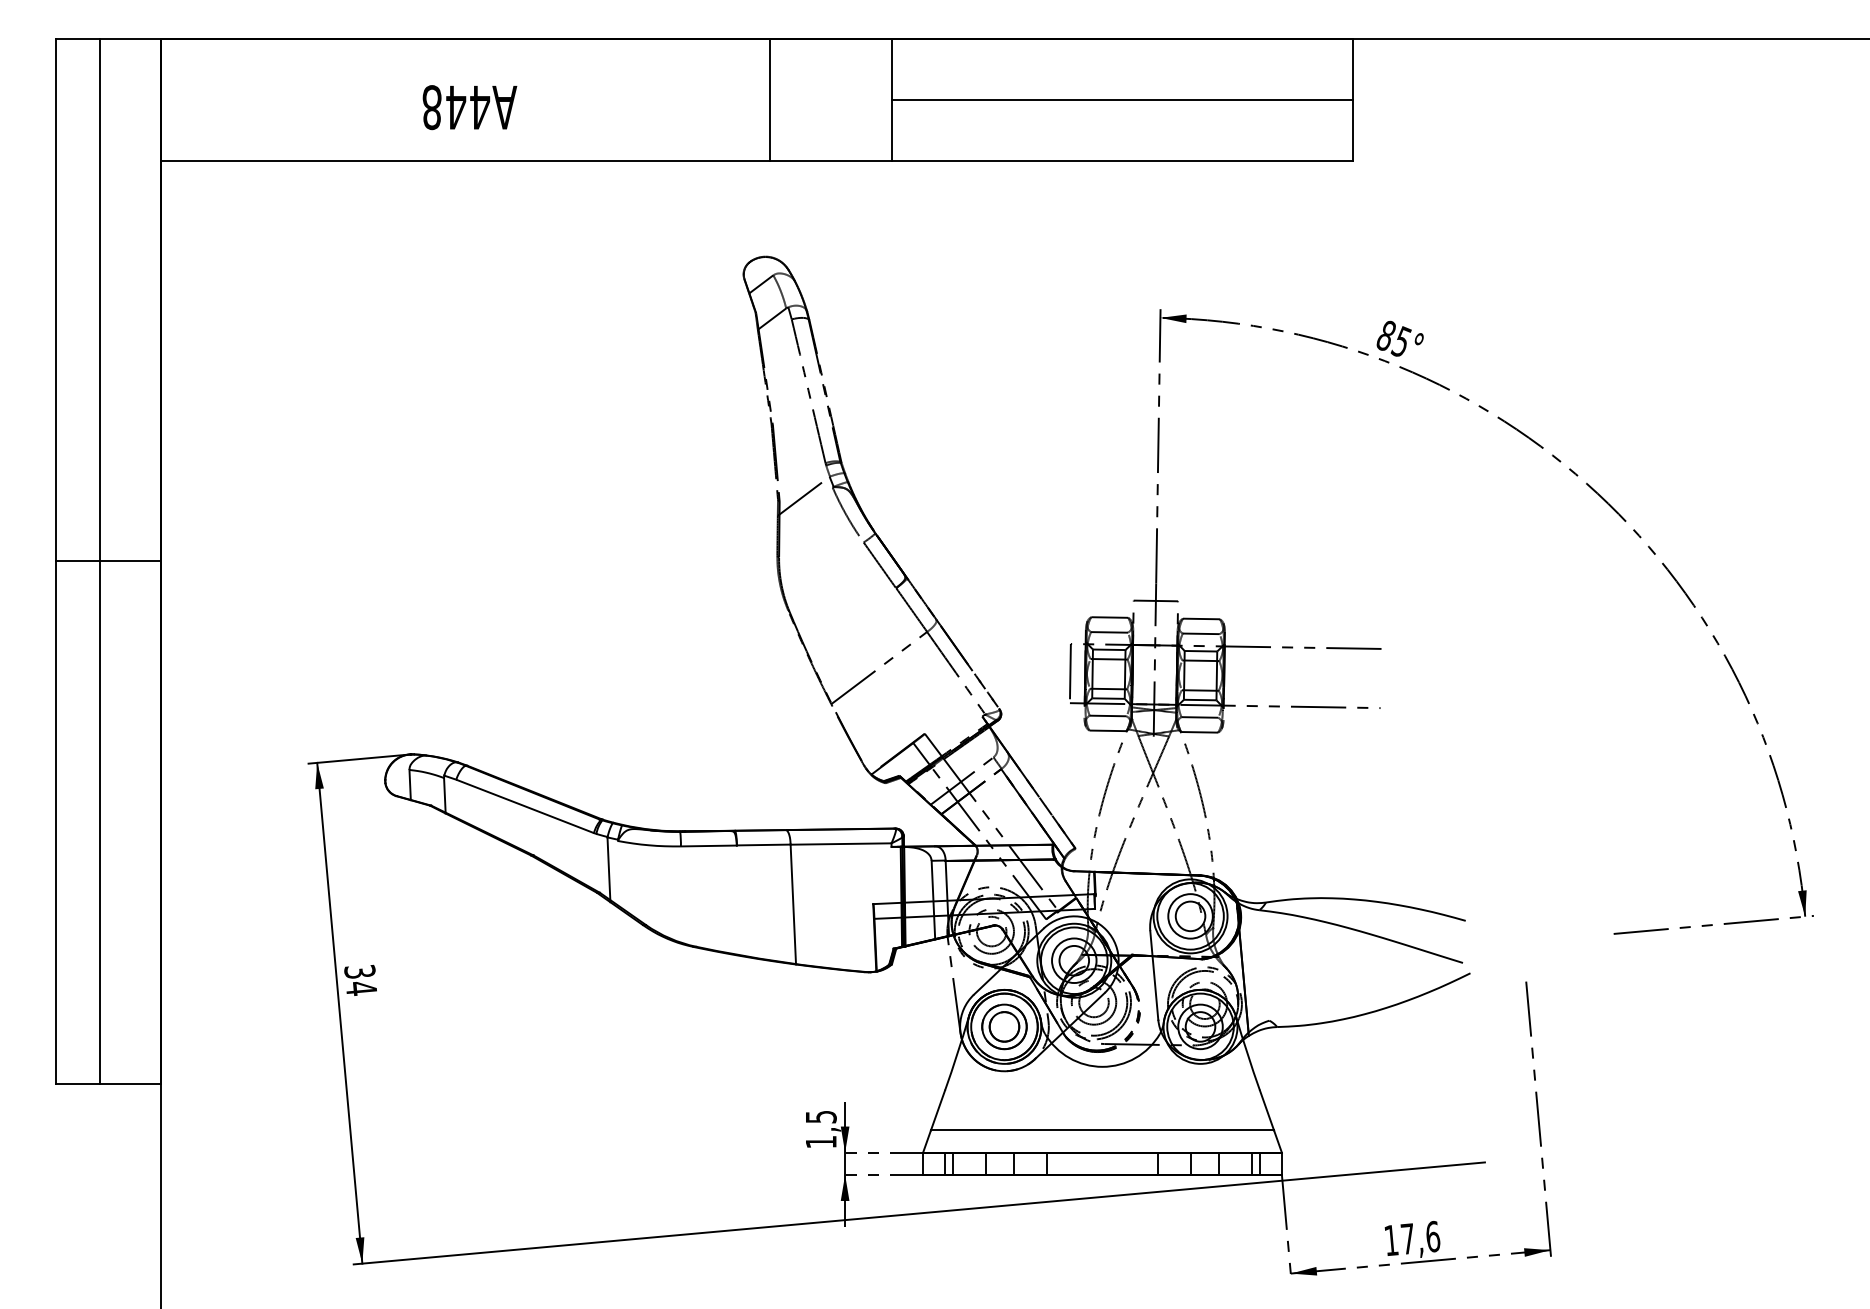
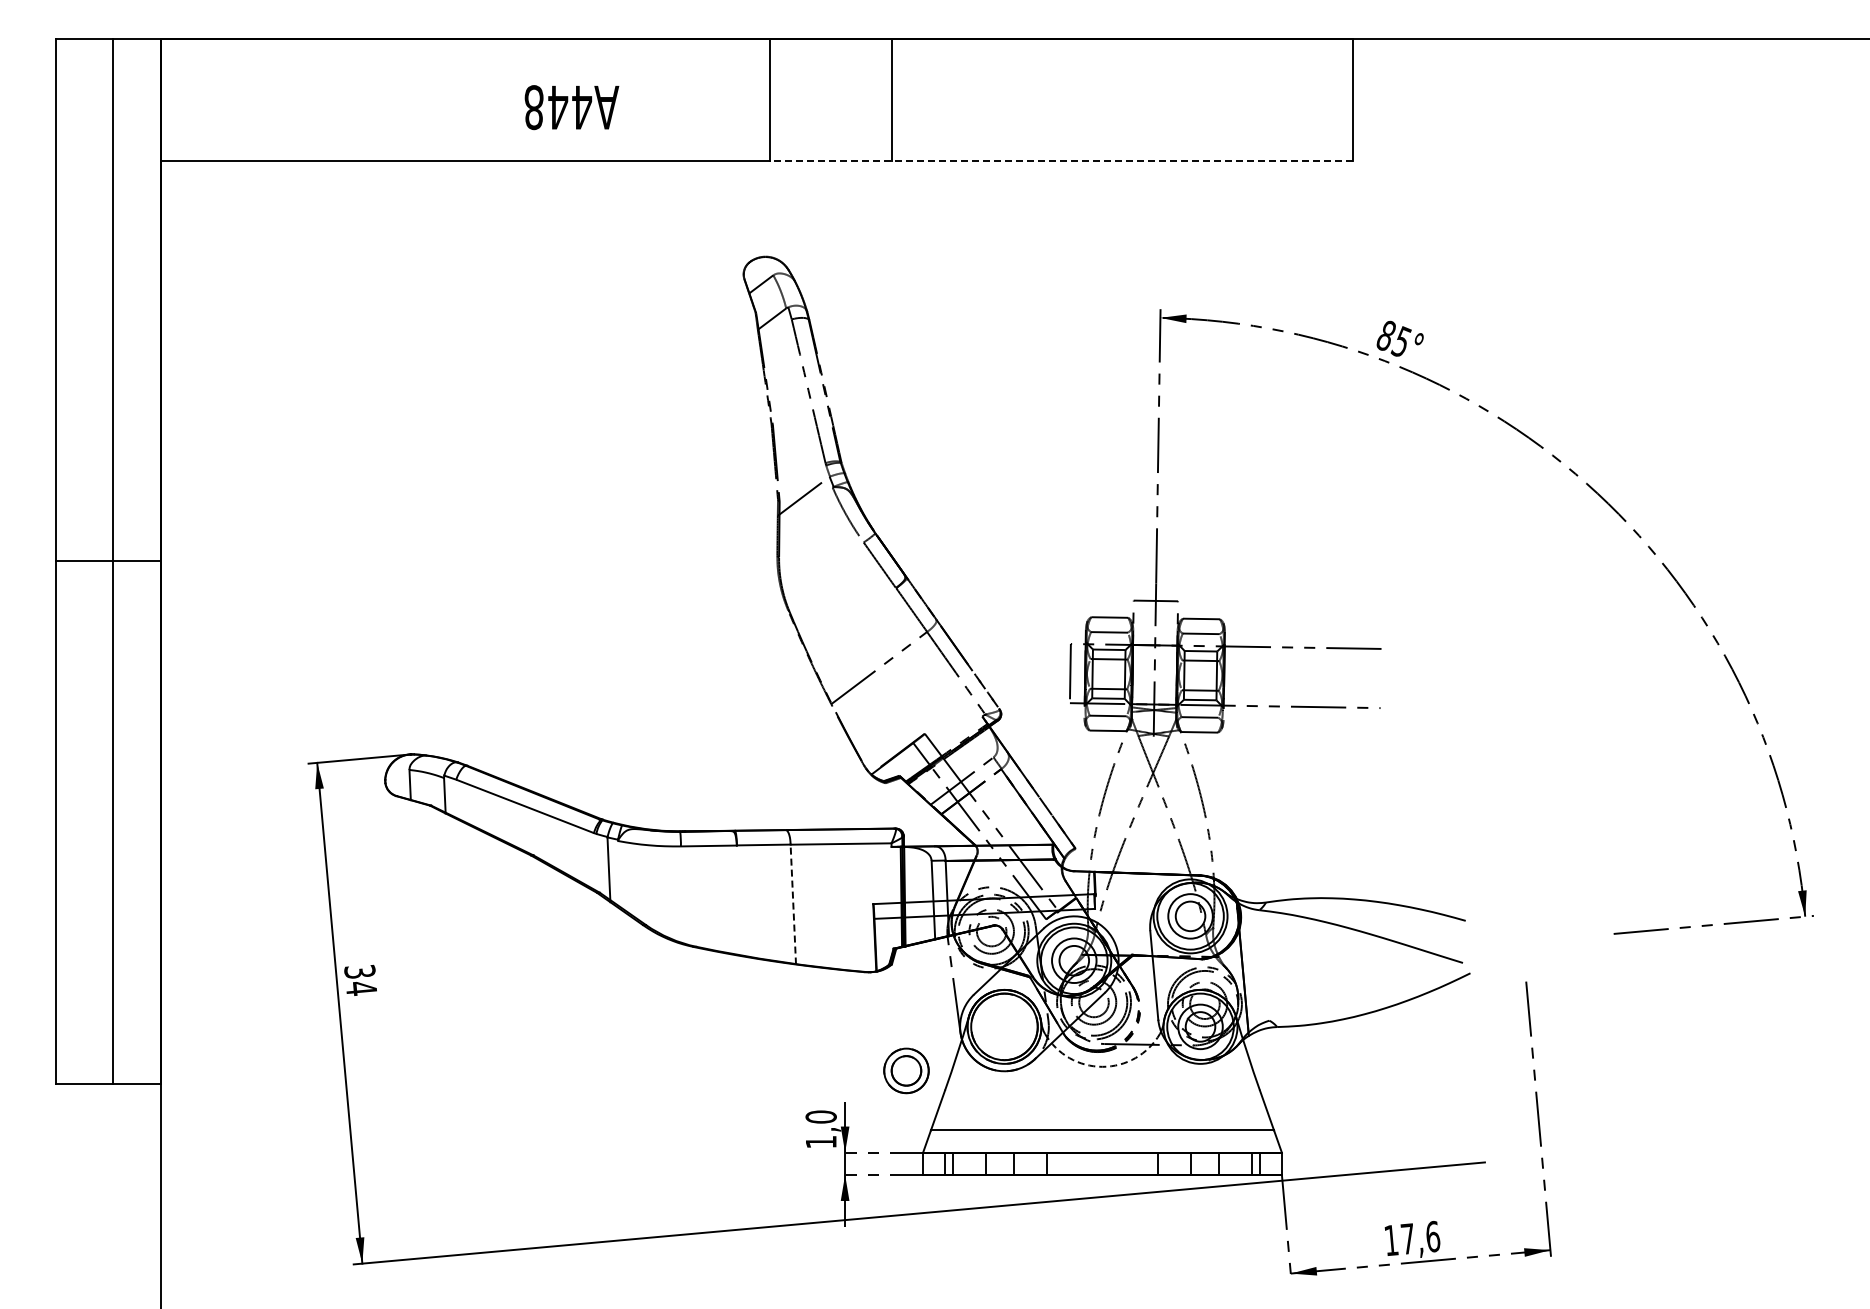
line: present -> none (1121, 100)
text position: (469, 107) -> (571, 107) (571, 107)
line: solid -> dashed (1061, 161)
line position: (99, 561) -> (112, 561) (112, 561)
line: solid -> dashed (793, 904)
part position: (1004, 1026) -> (906, 1070) (906, 1070)
arc: solid -> dashed (1102, 1066)
text: 1,5 -> 1,0 (820, 1116)
